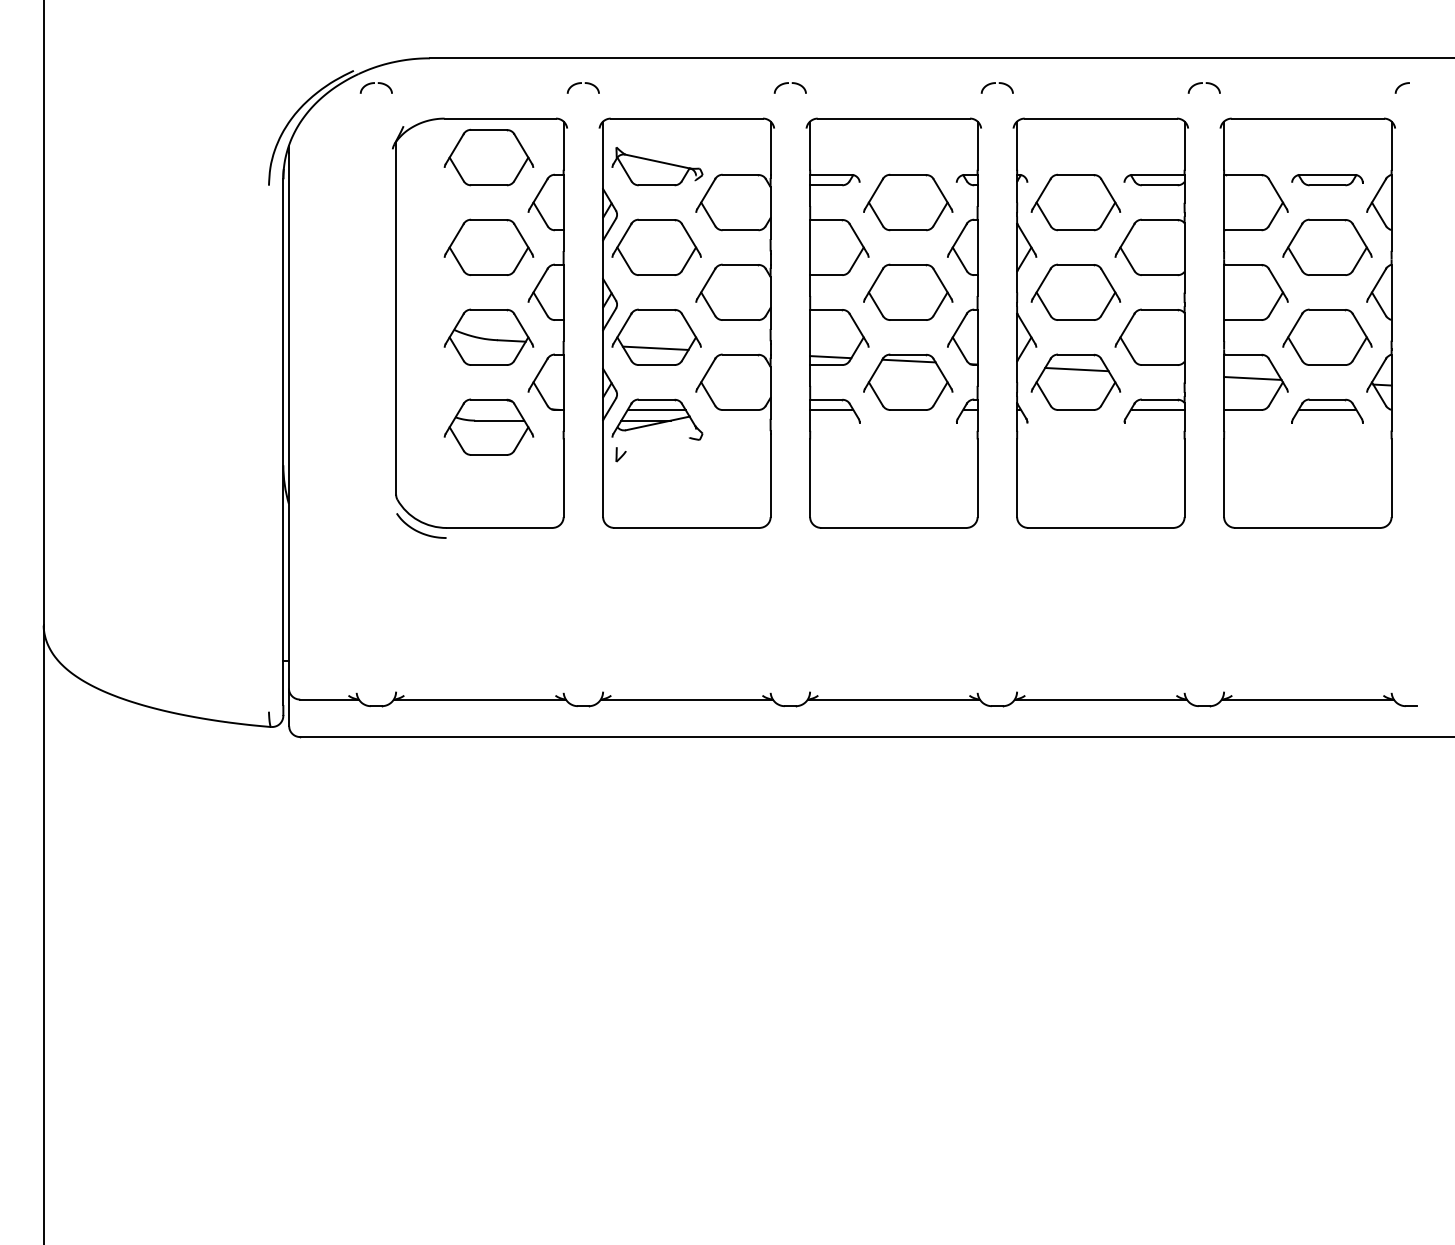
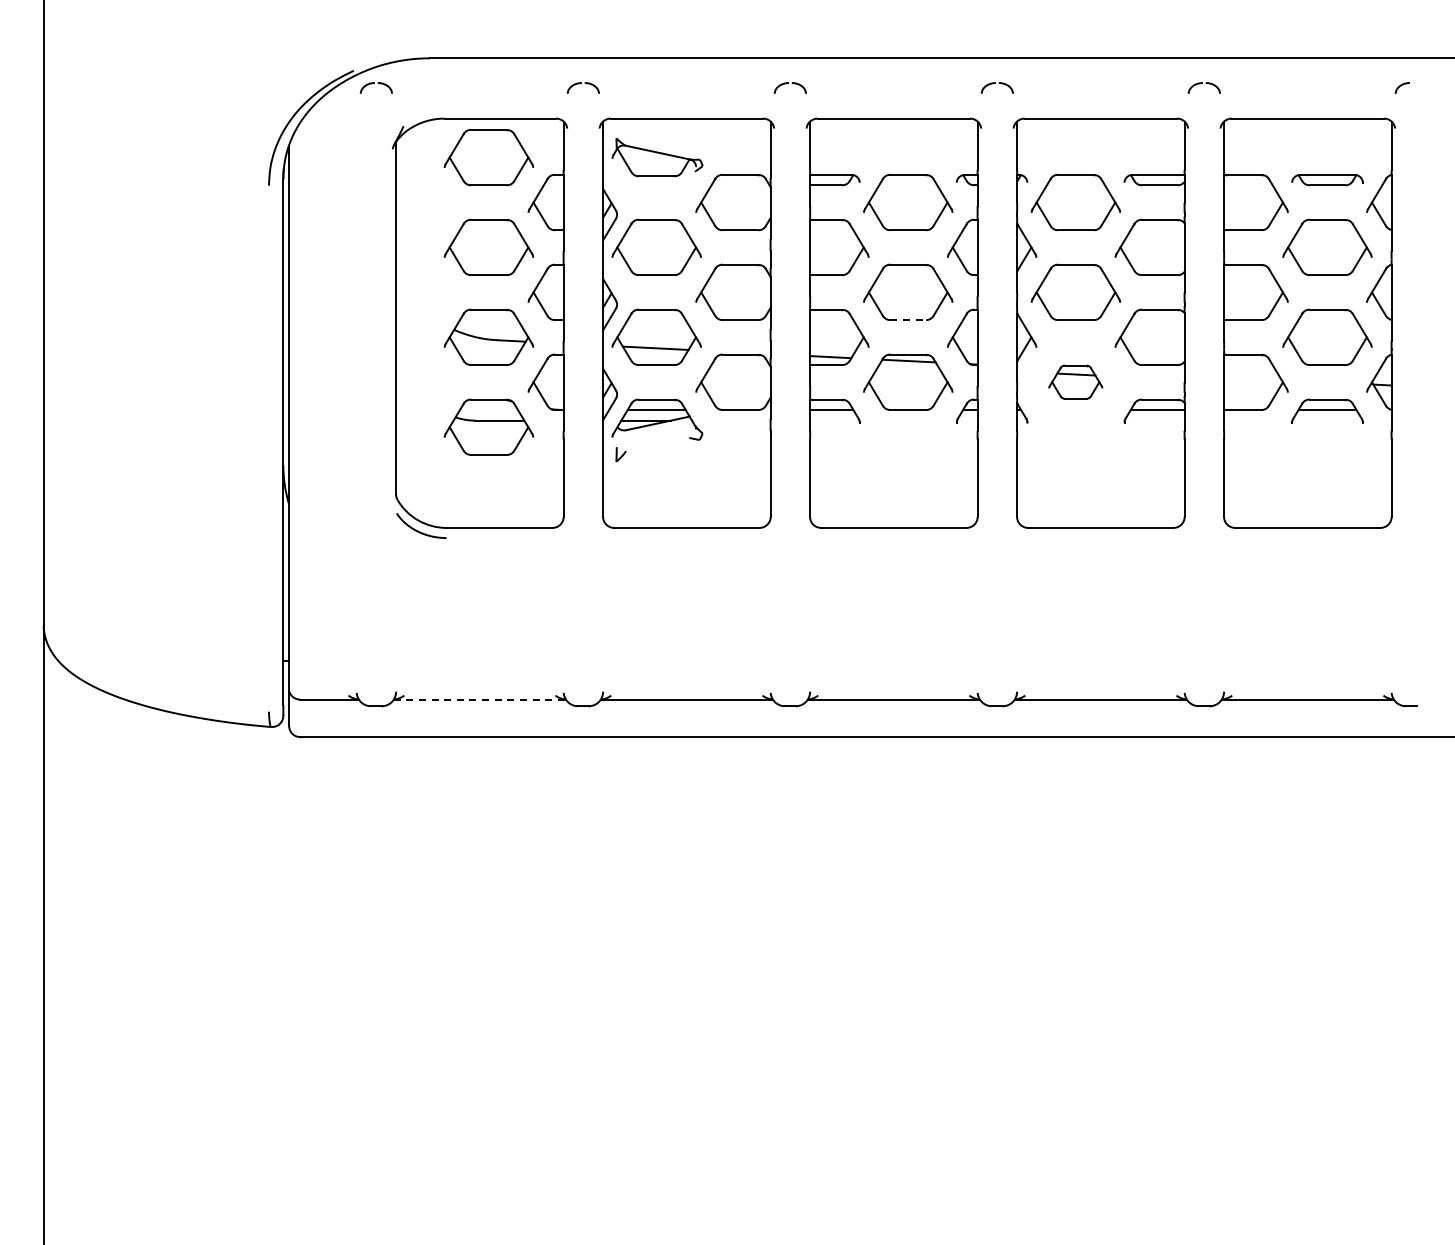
part position: (657, 166) -> (657, 157) (657, 157)
line: solid -> dashed (908, 320)
line: present -> none (1252, 378)
part size: 91x58 px -> 56x36 px (1075, 381)
line: solid -> dashed (480, 699)
